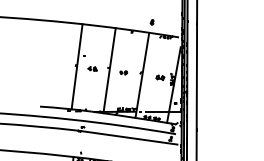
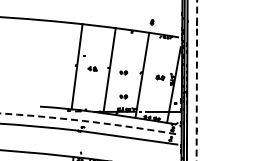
line: solid -> dashed (196, 79)
part: none -> present (123, 96)
arc: solid -> dashed (88, 121)
